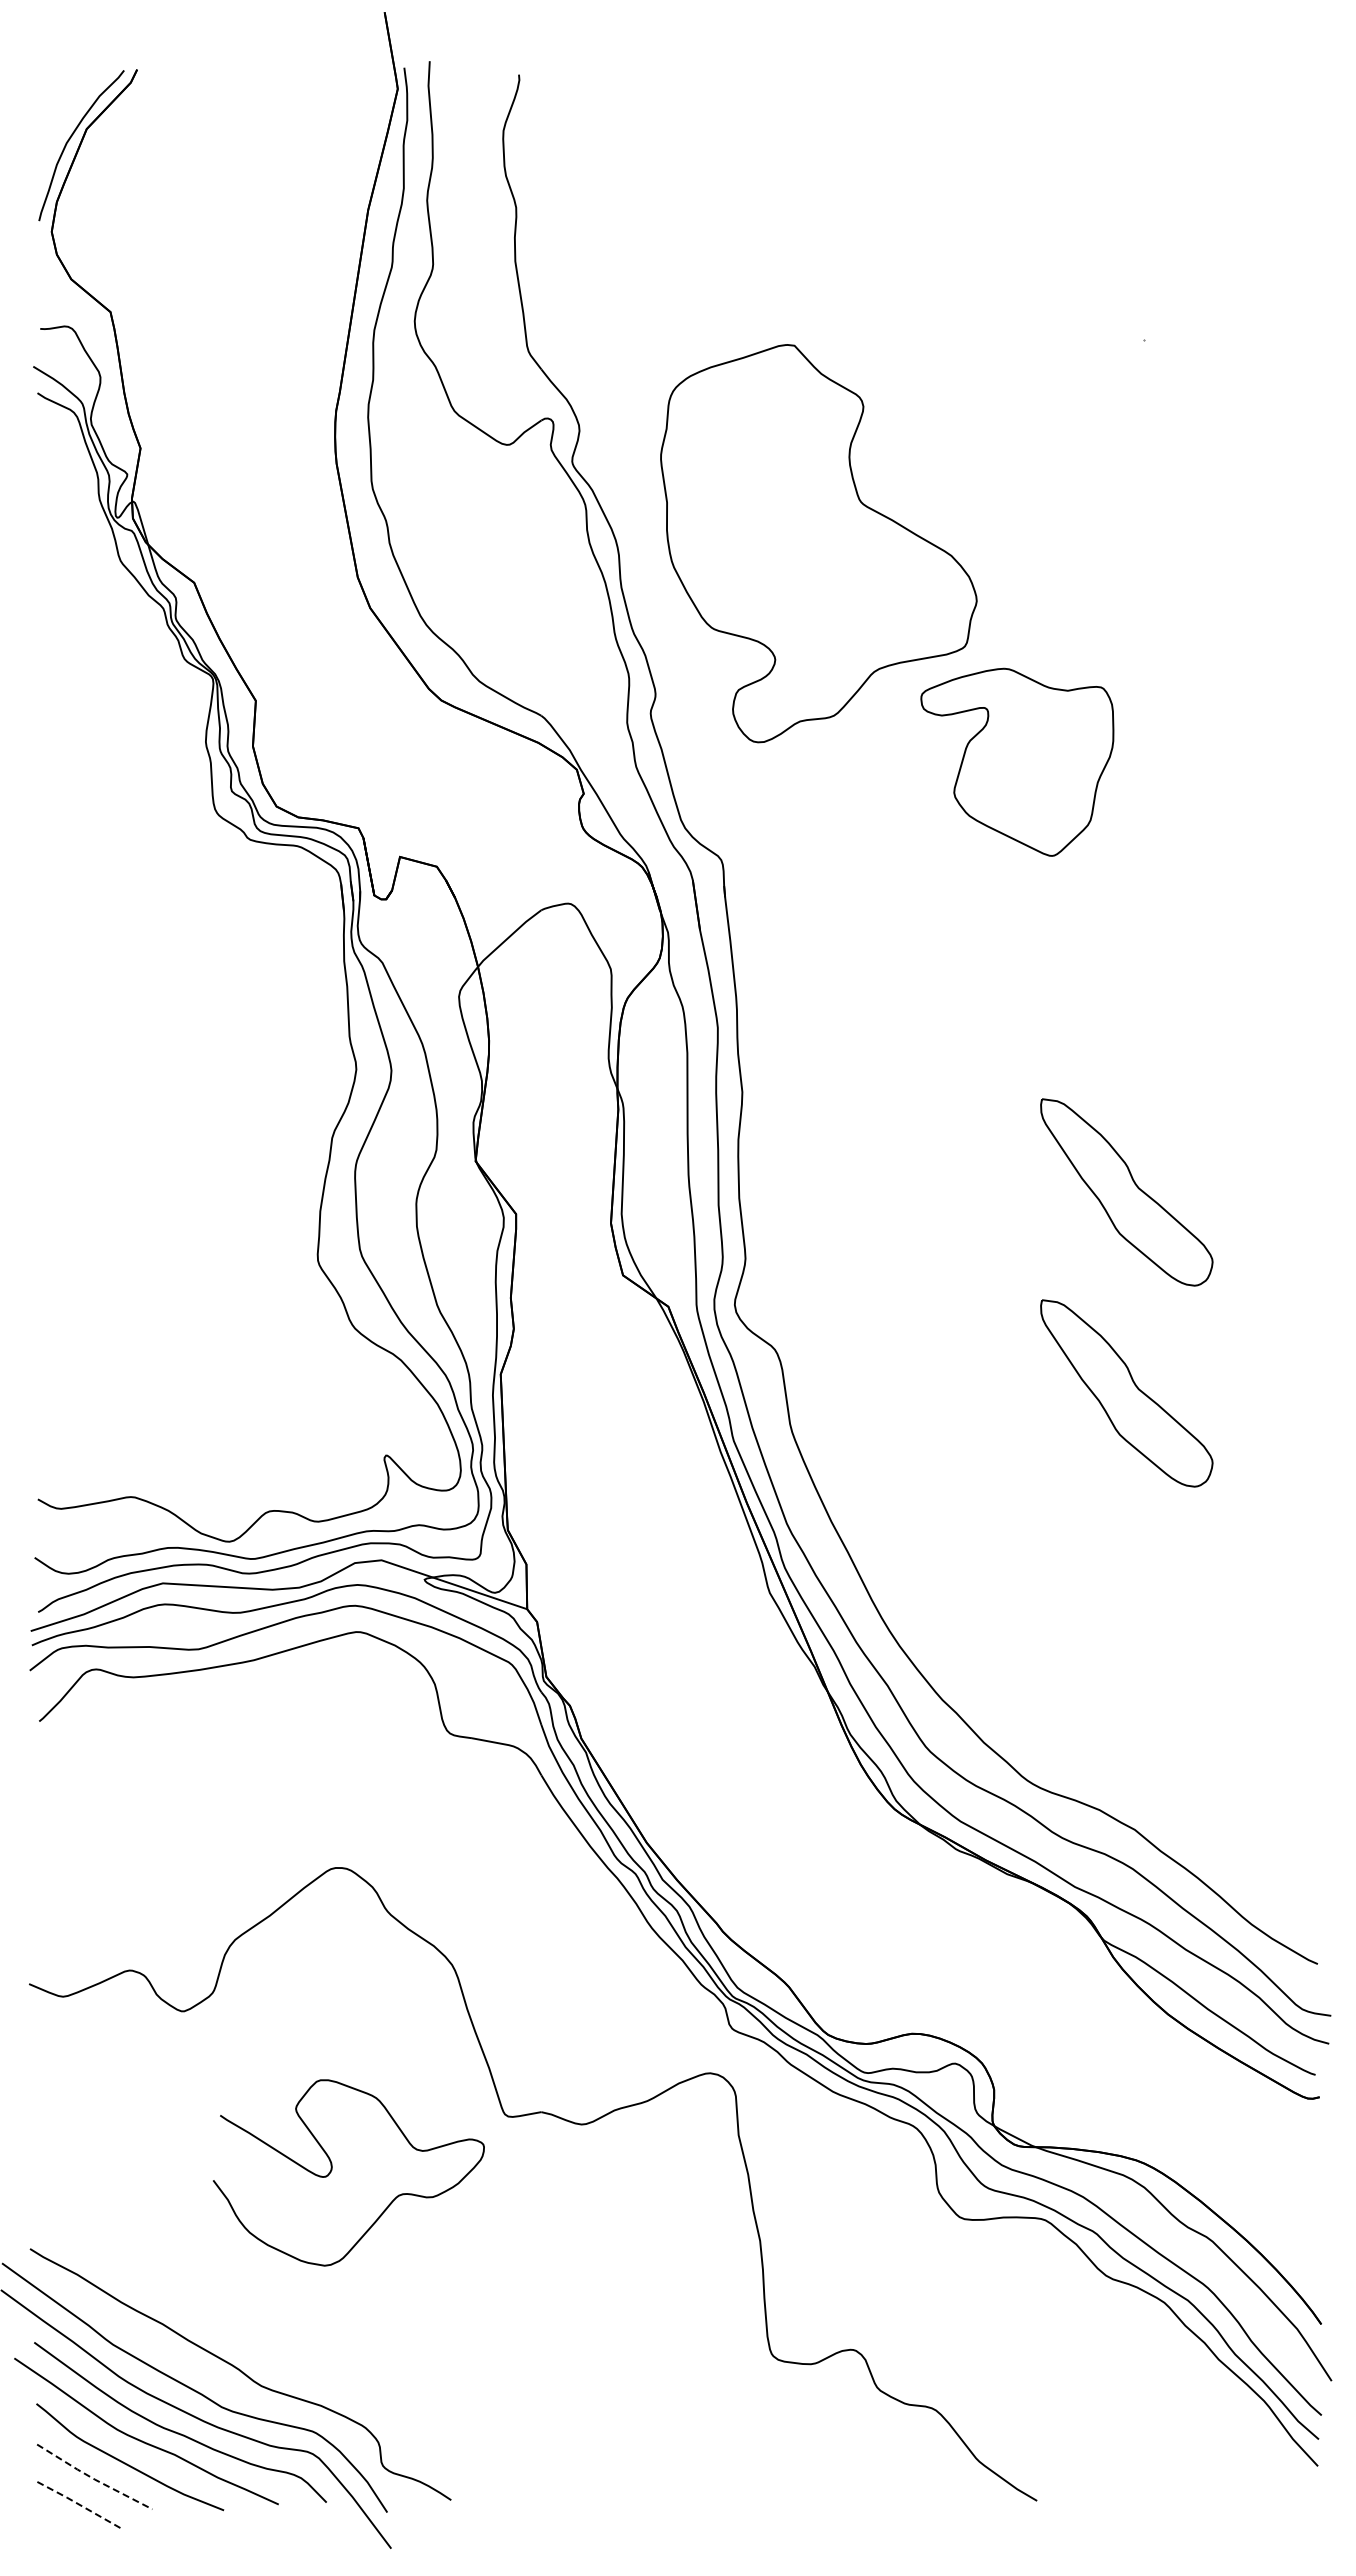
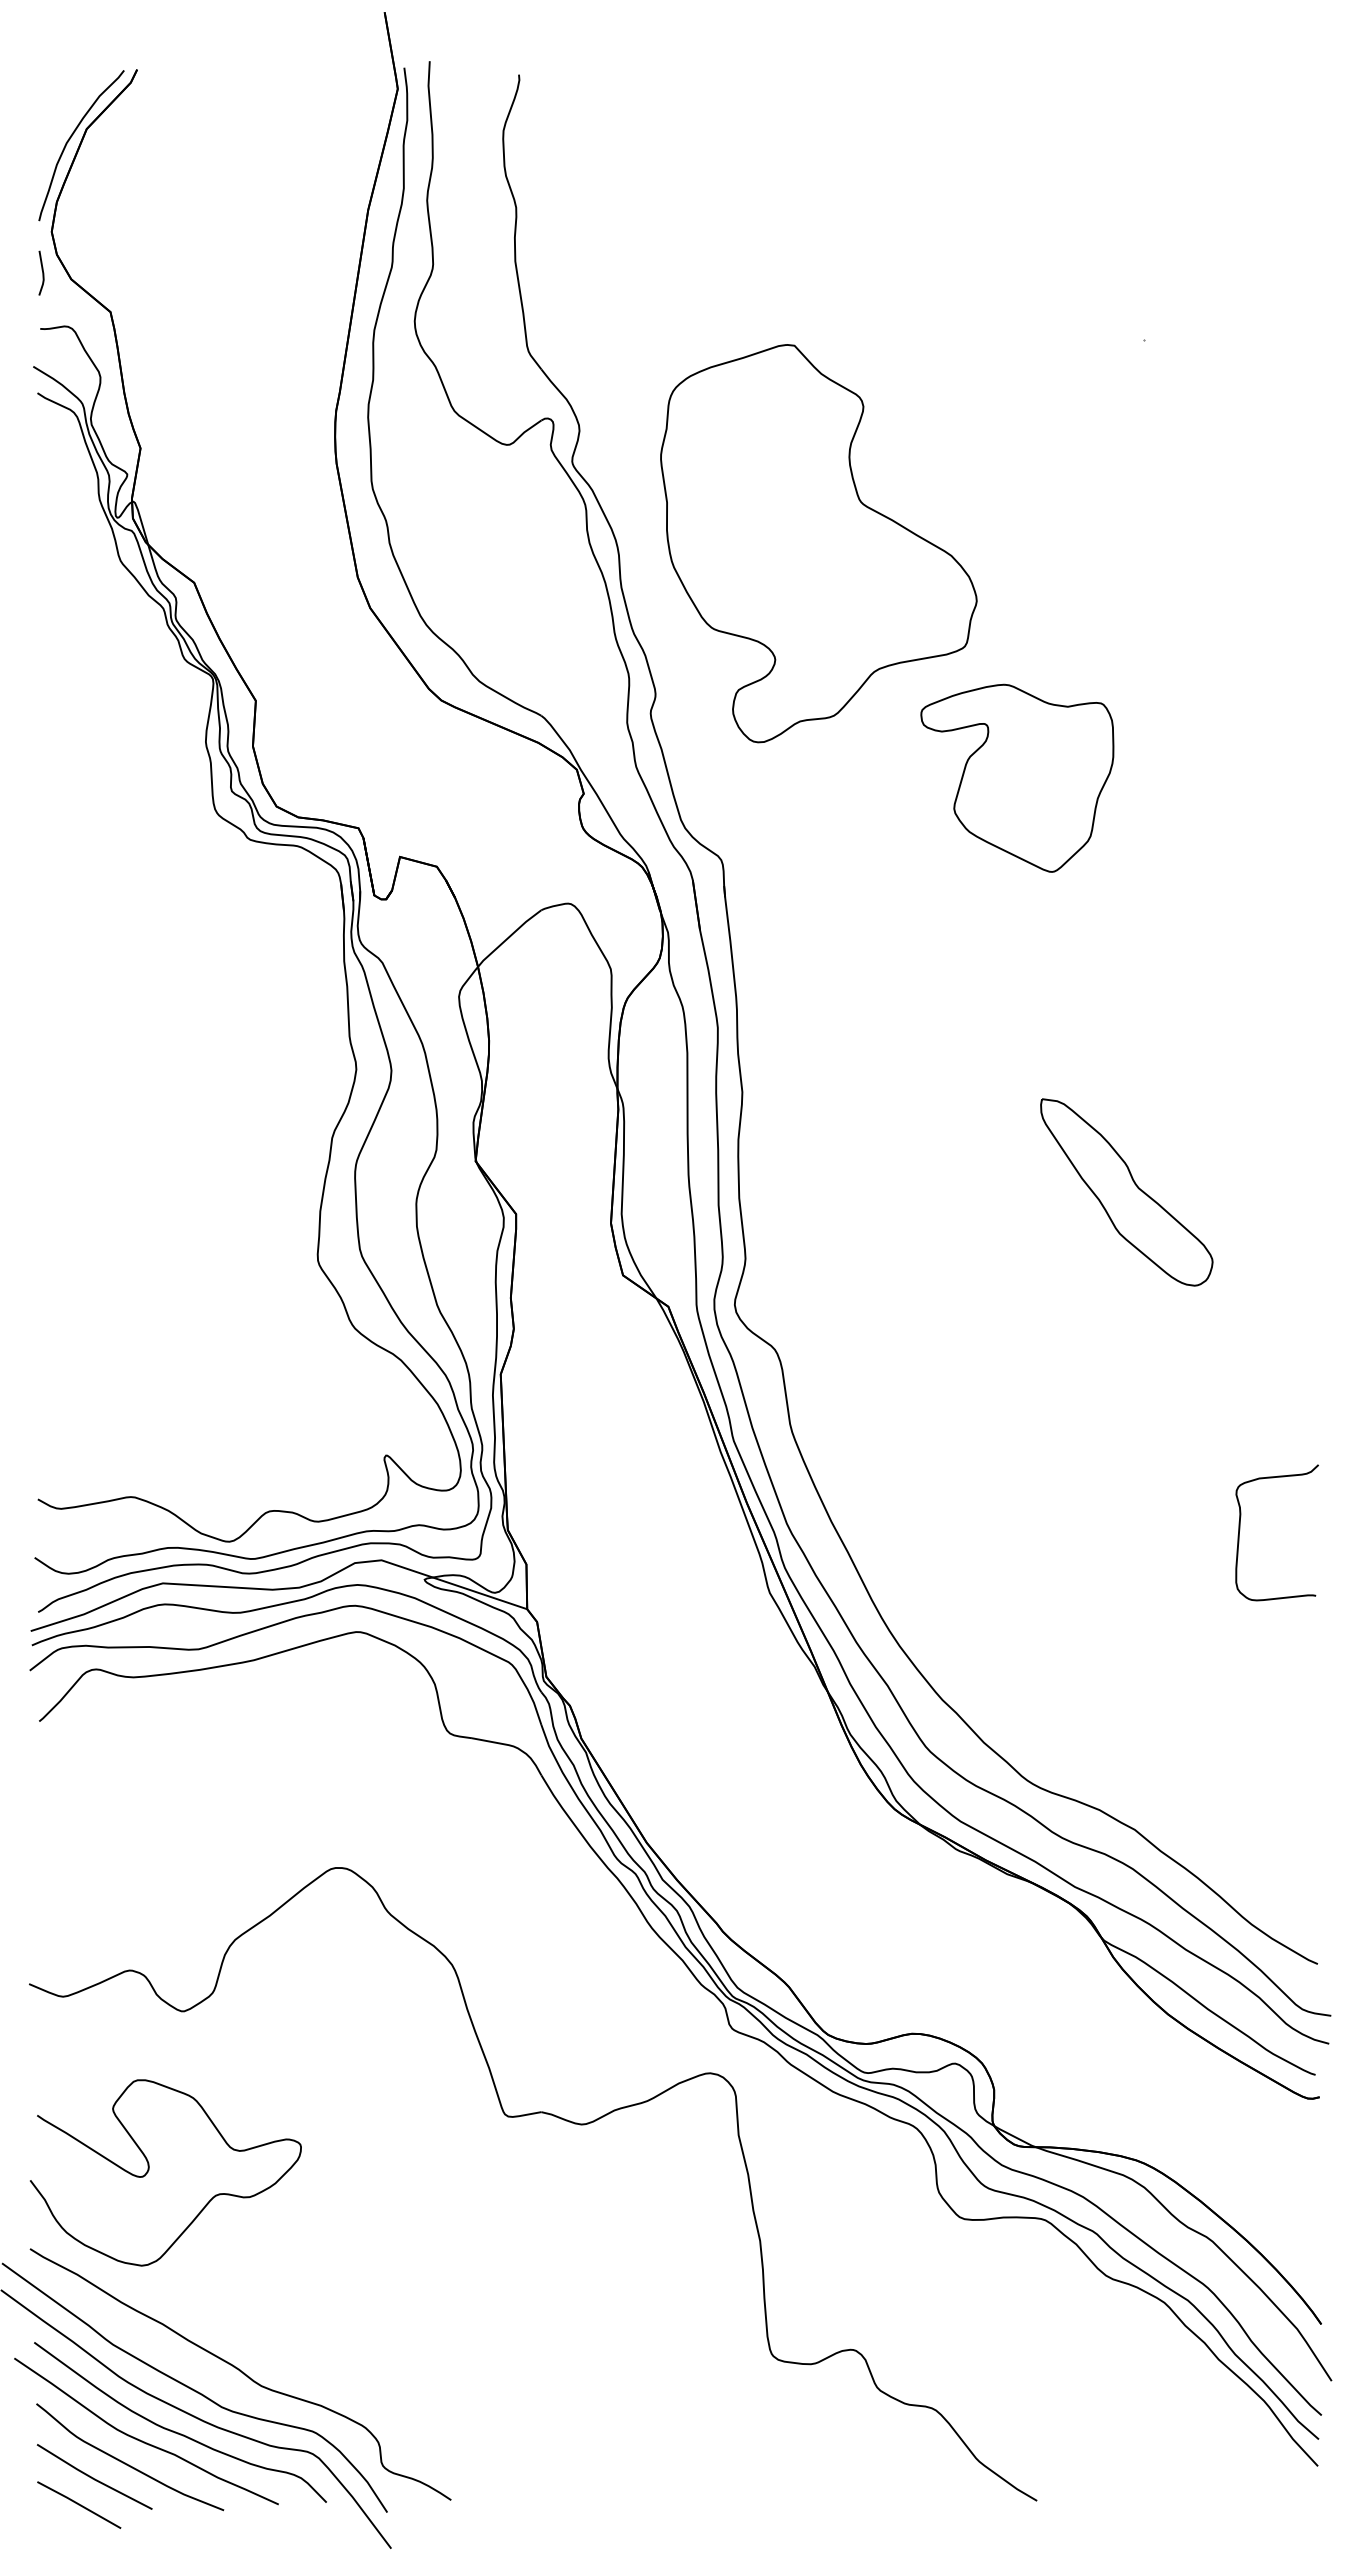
line: none -> present (42, 272)
part position: (1017, 761) -> (1017, 777) (1017, 777)
part: present -> none (1126, 1393)
curve: none -> present (1240, 1530)
curve position: (332, 2170) -> (149, 2170) (149, 2170)
line: dashed -> solid (93, 2478)
line: dashed -> solid (79, 2504)
